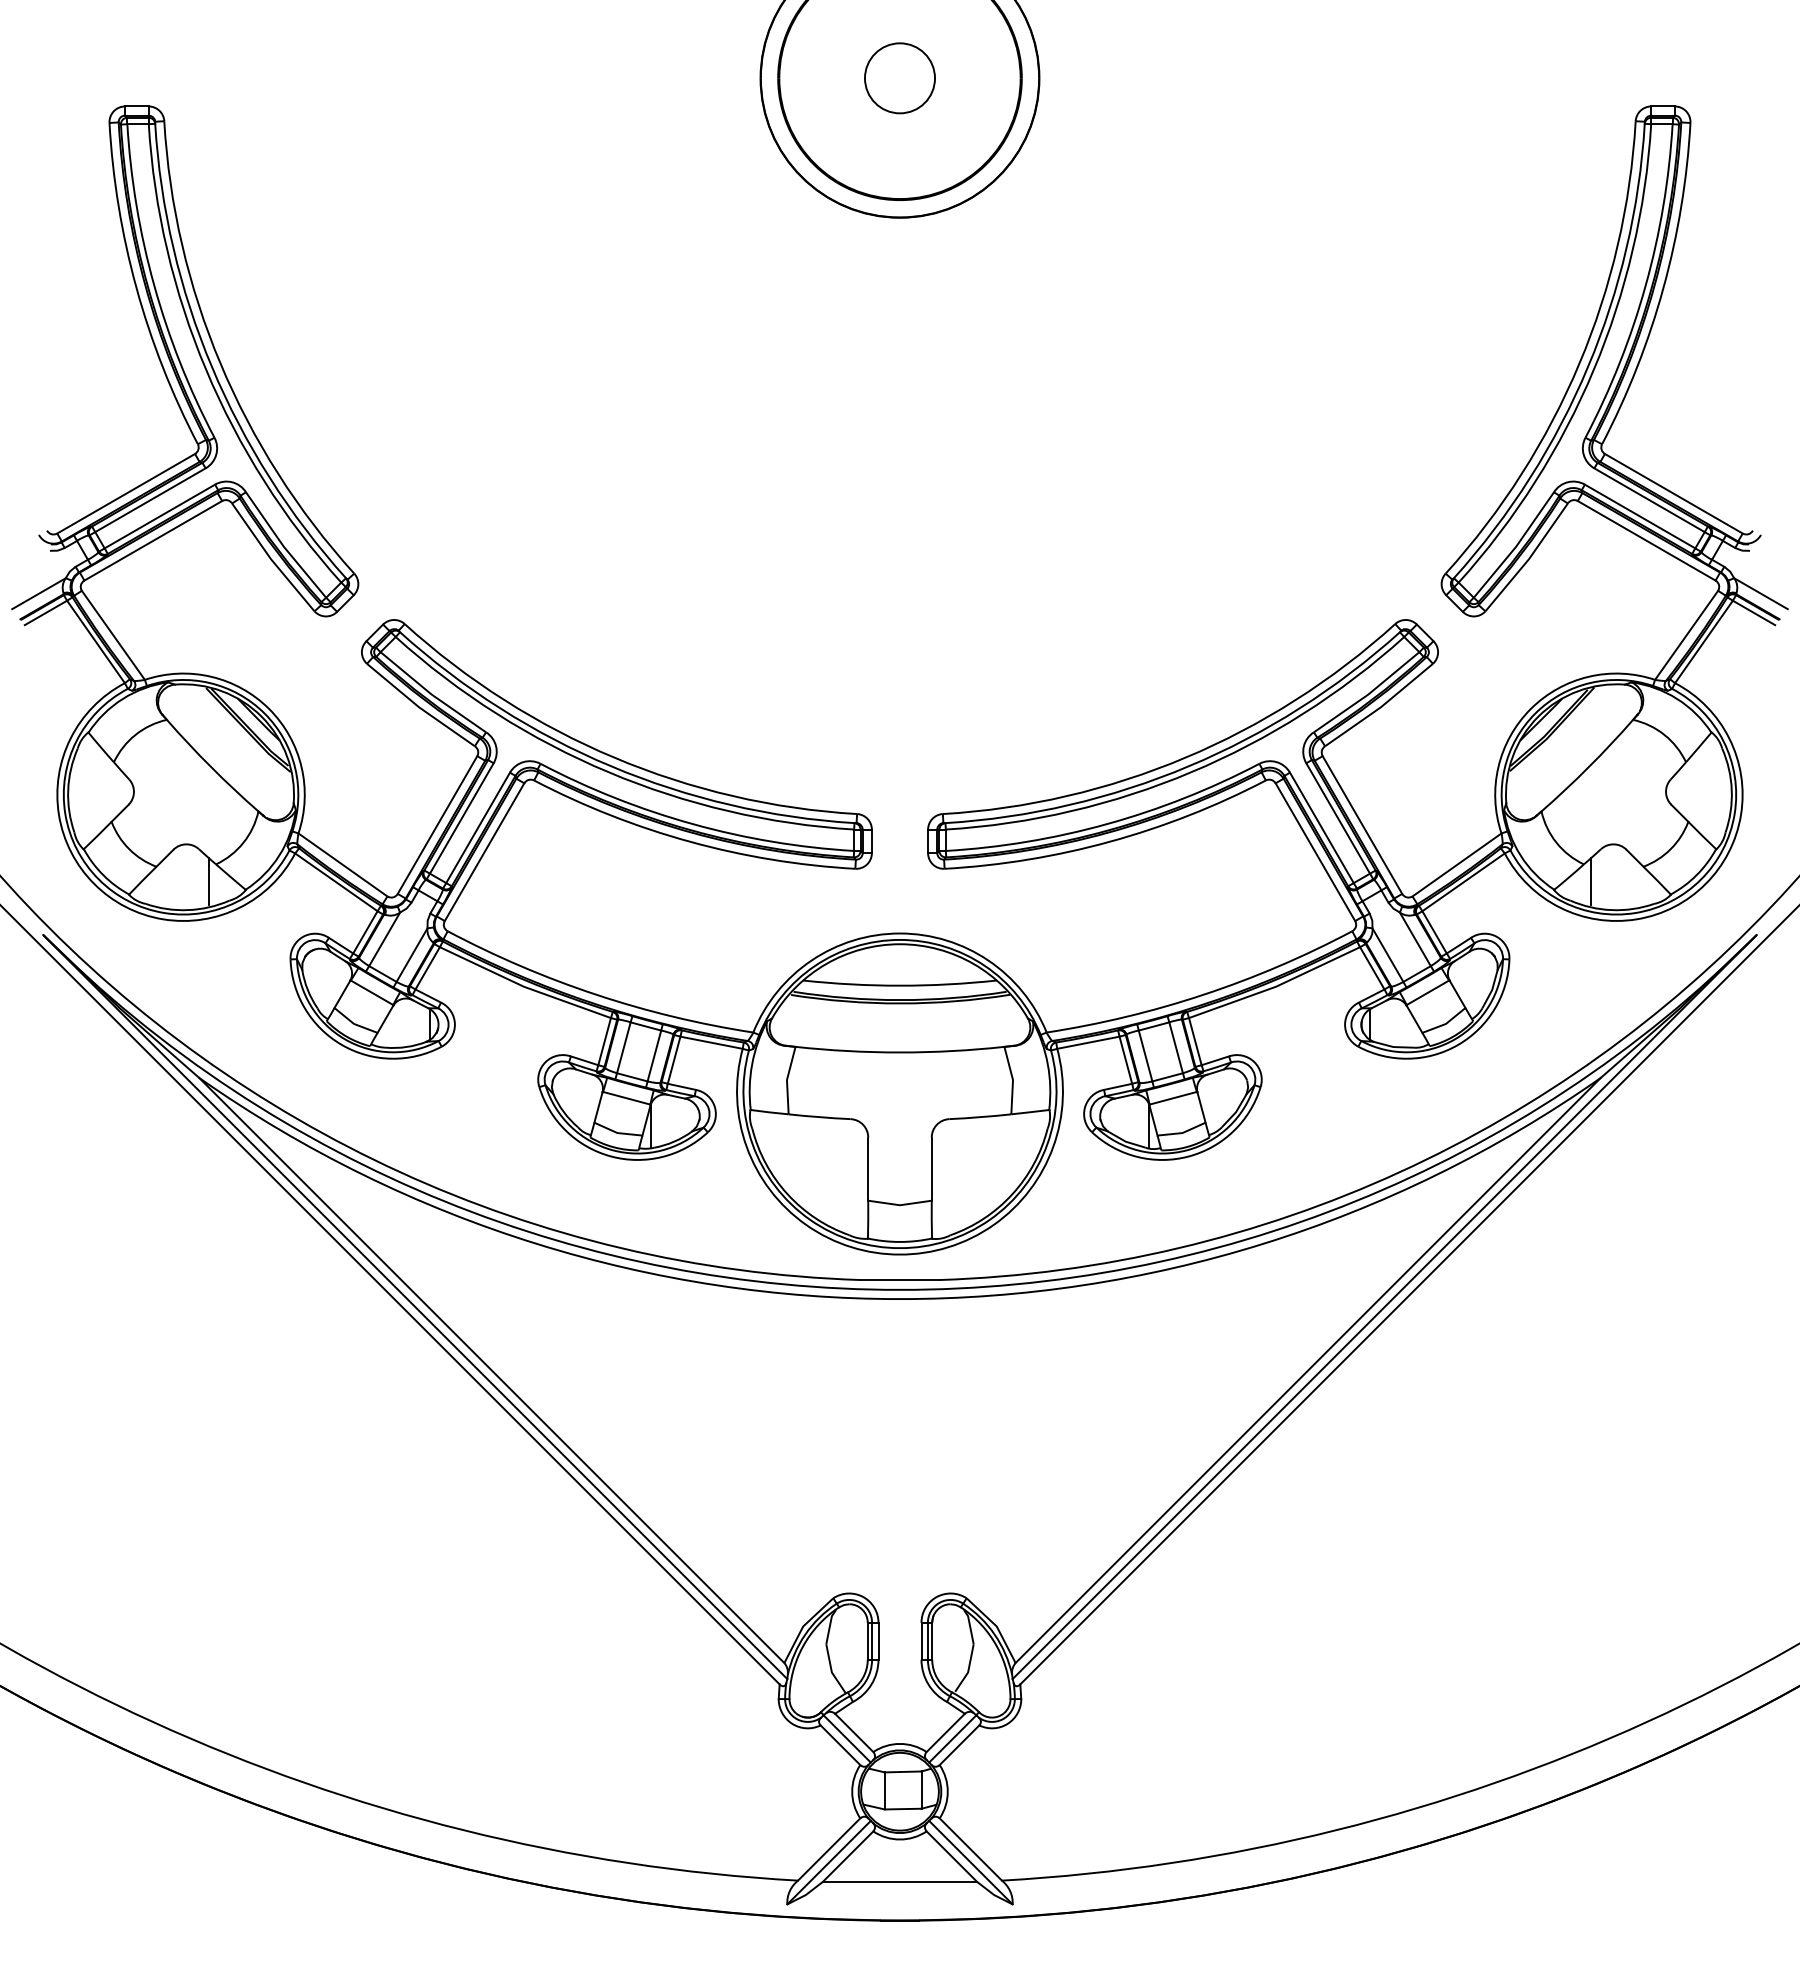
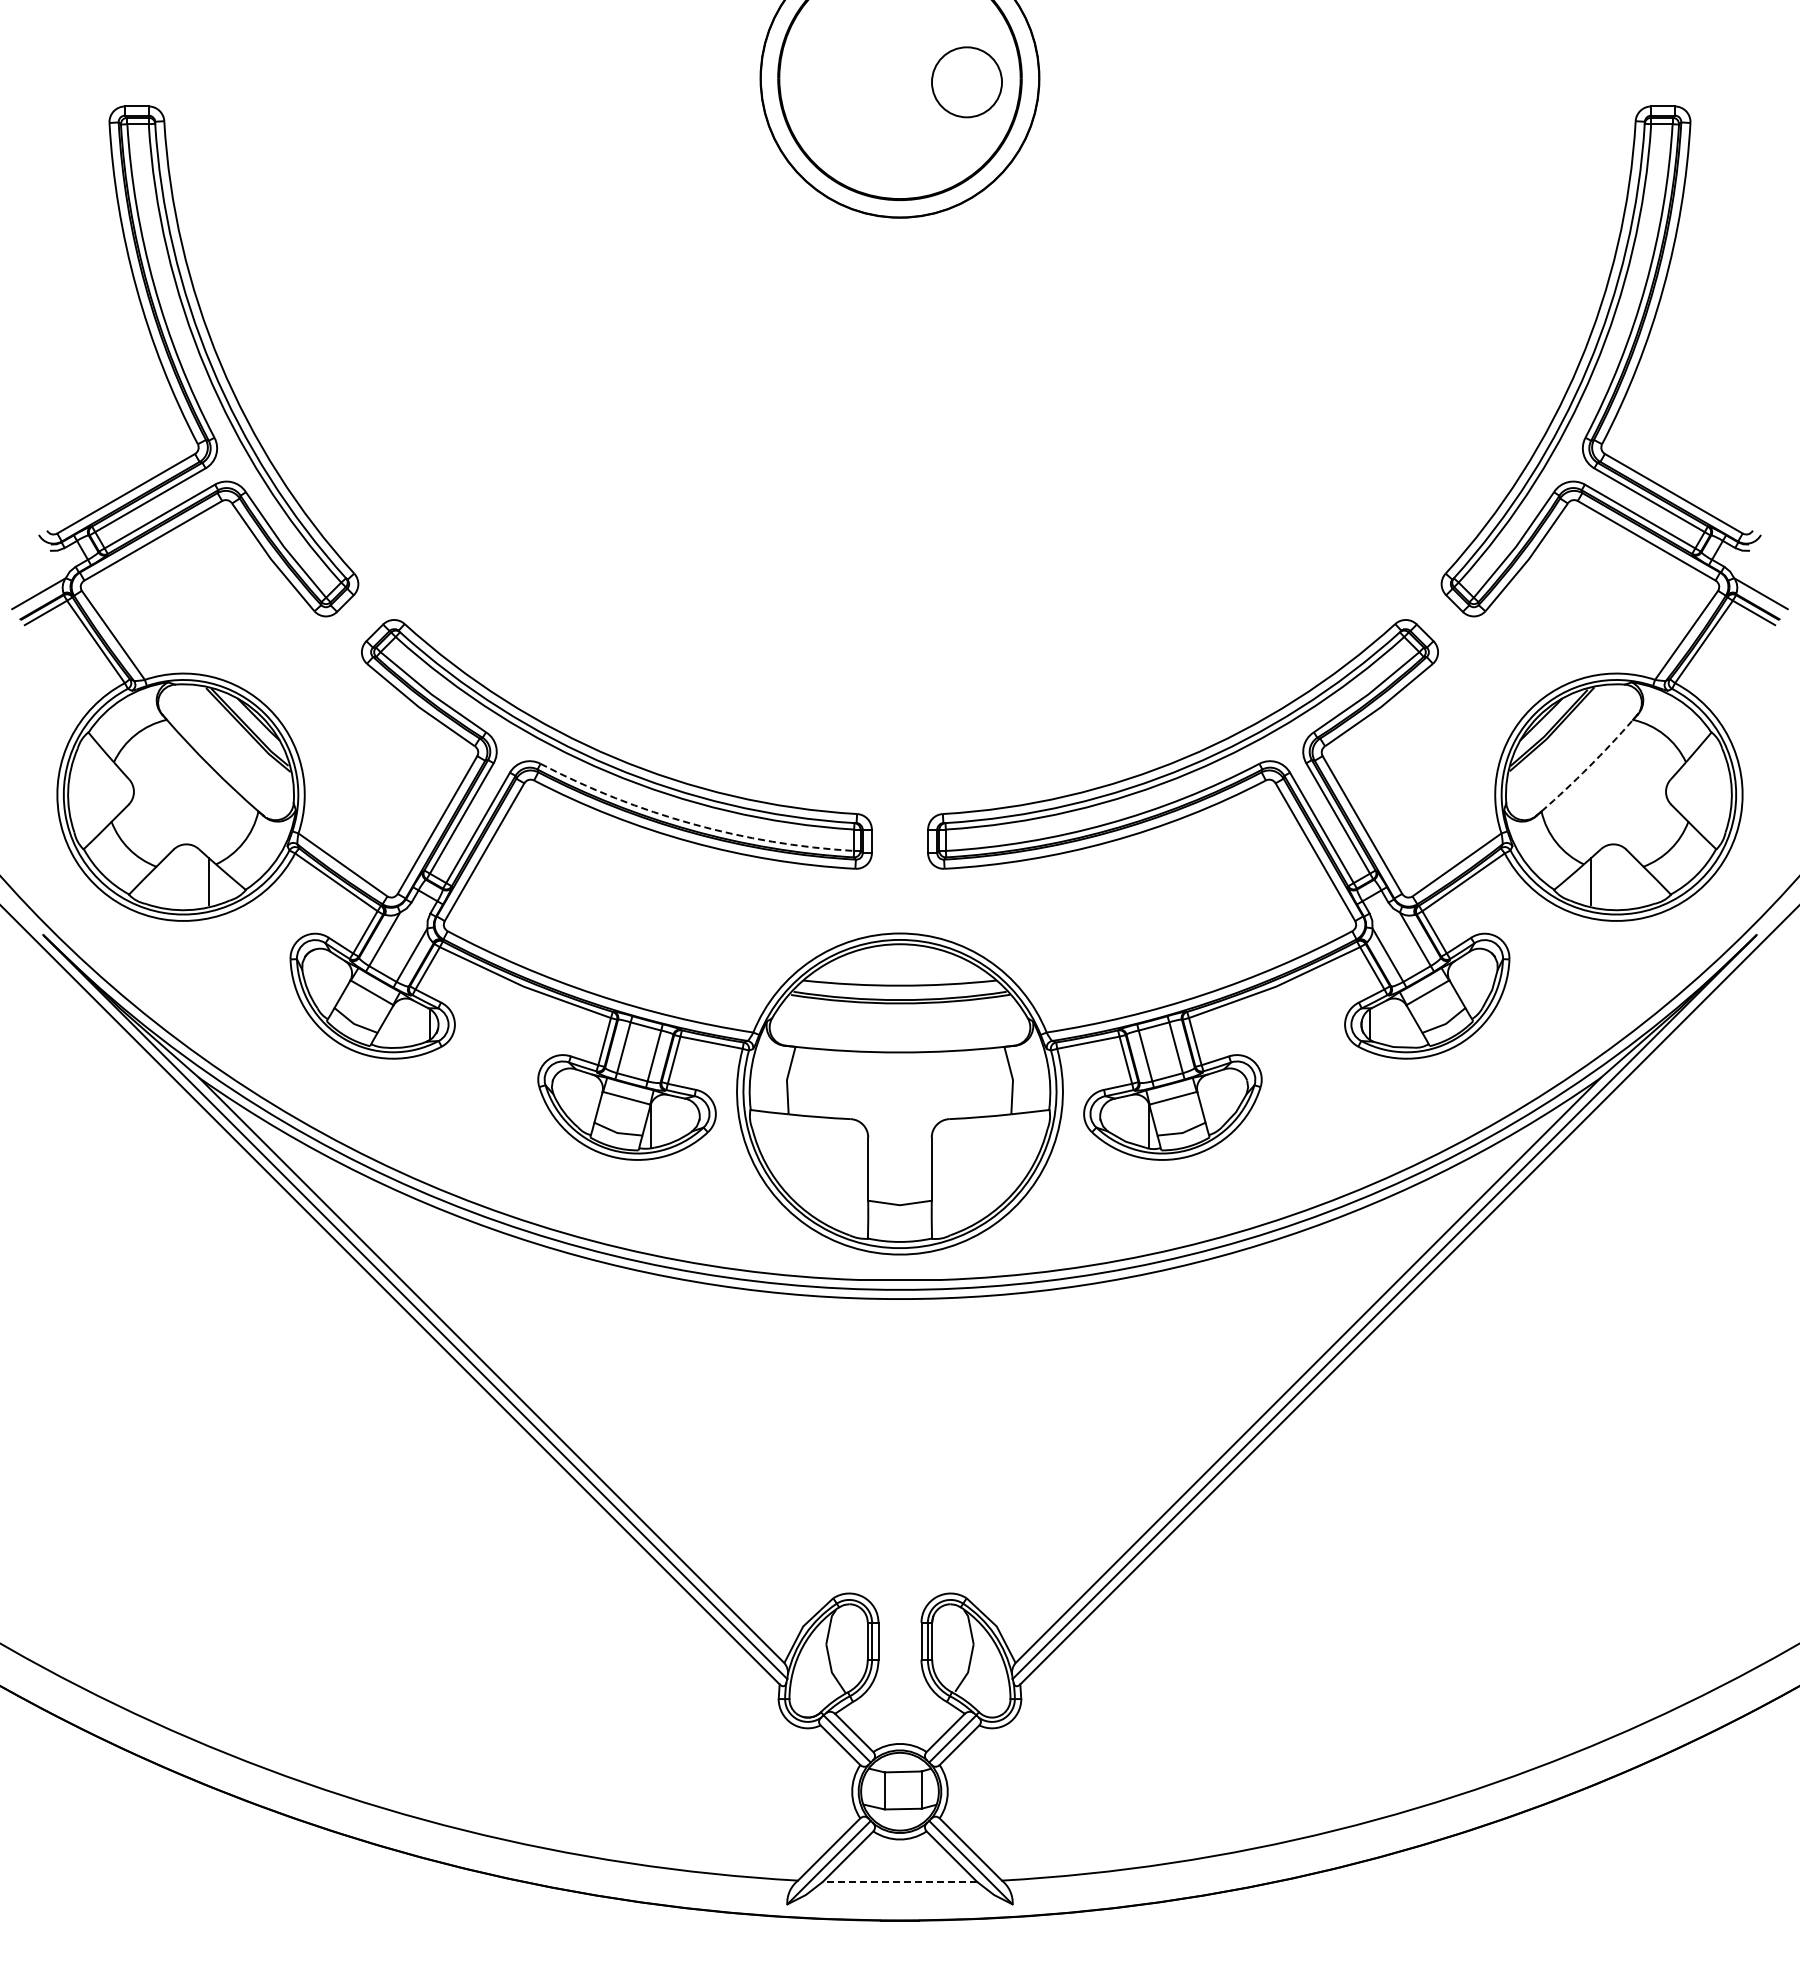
circle position: (899, 78) -> (966, 82) (966, 82)
arc: solid -> dashed (1588, 767)
arc: solid -> dashed (692, 824)
line: solid -> dashed (899, 1881)
